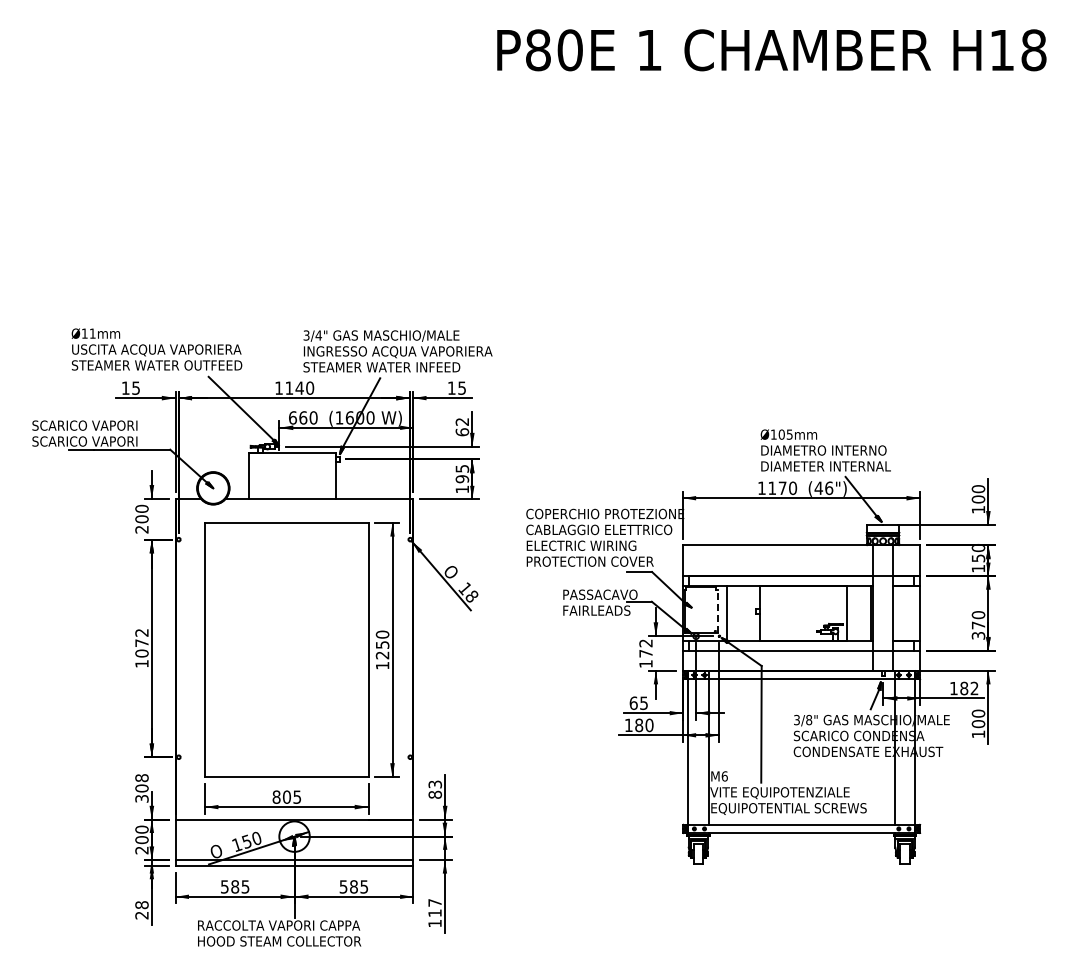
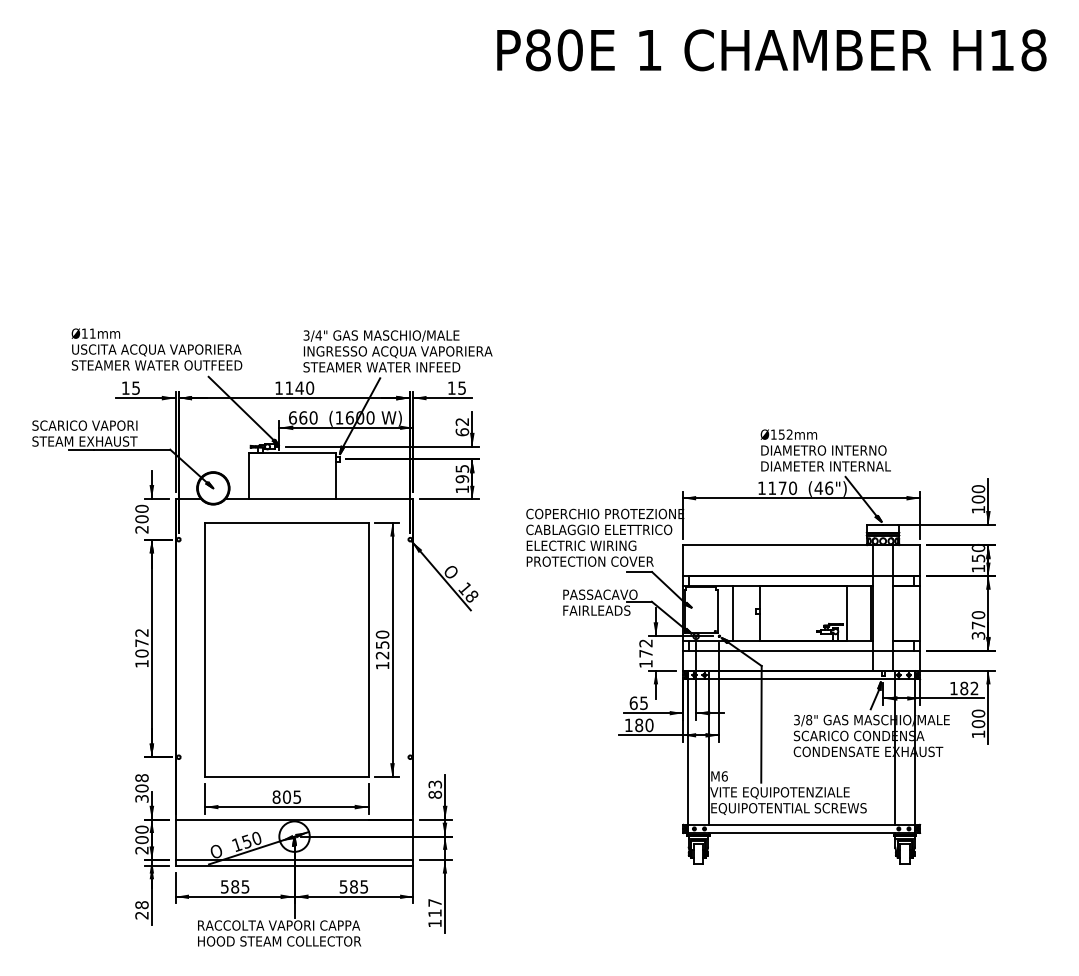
text: Ø105mm -> Ø152mm (785, 434)
text: SCARICO VAPORI -> STEAM EXHAUST (88, 441)
line: dashed -> solid (717, 611)
line position: (726, 612) -> (732, 612) (732, 612)
